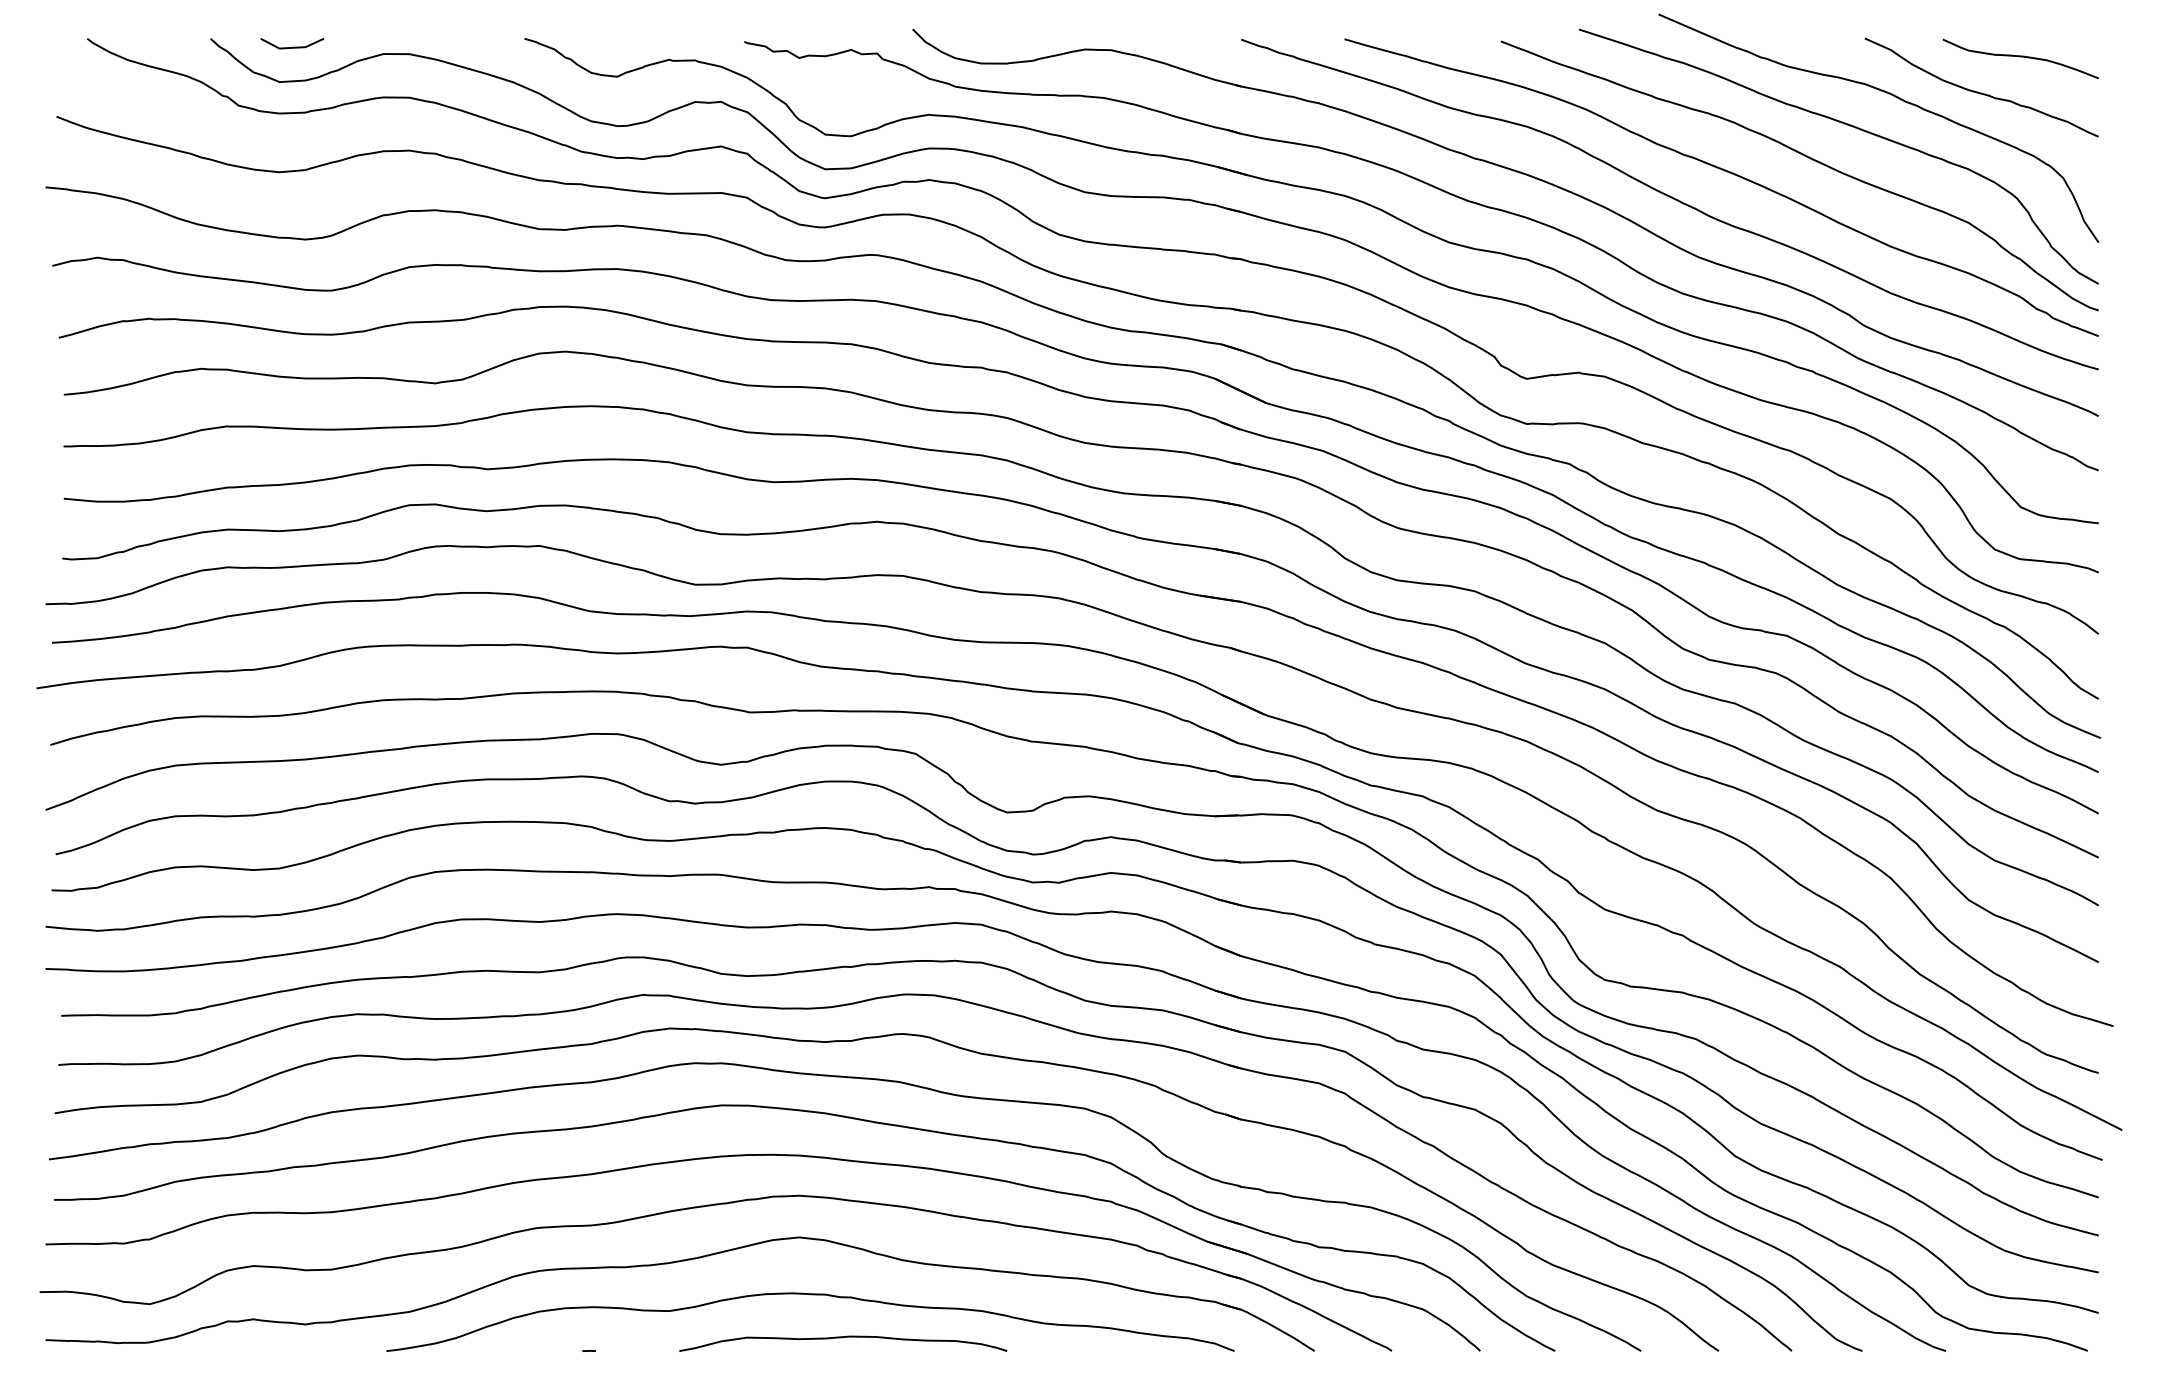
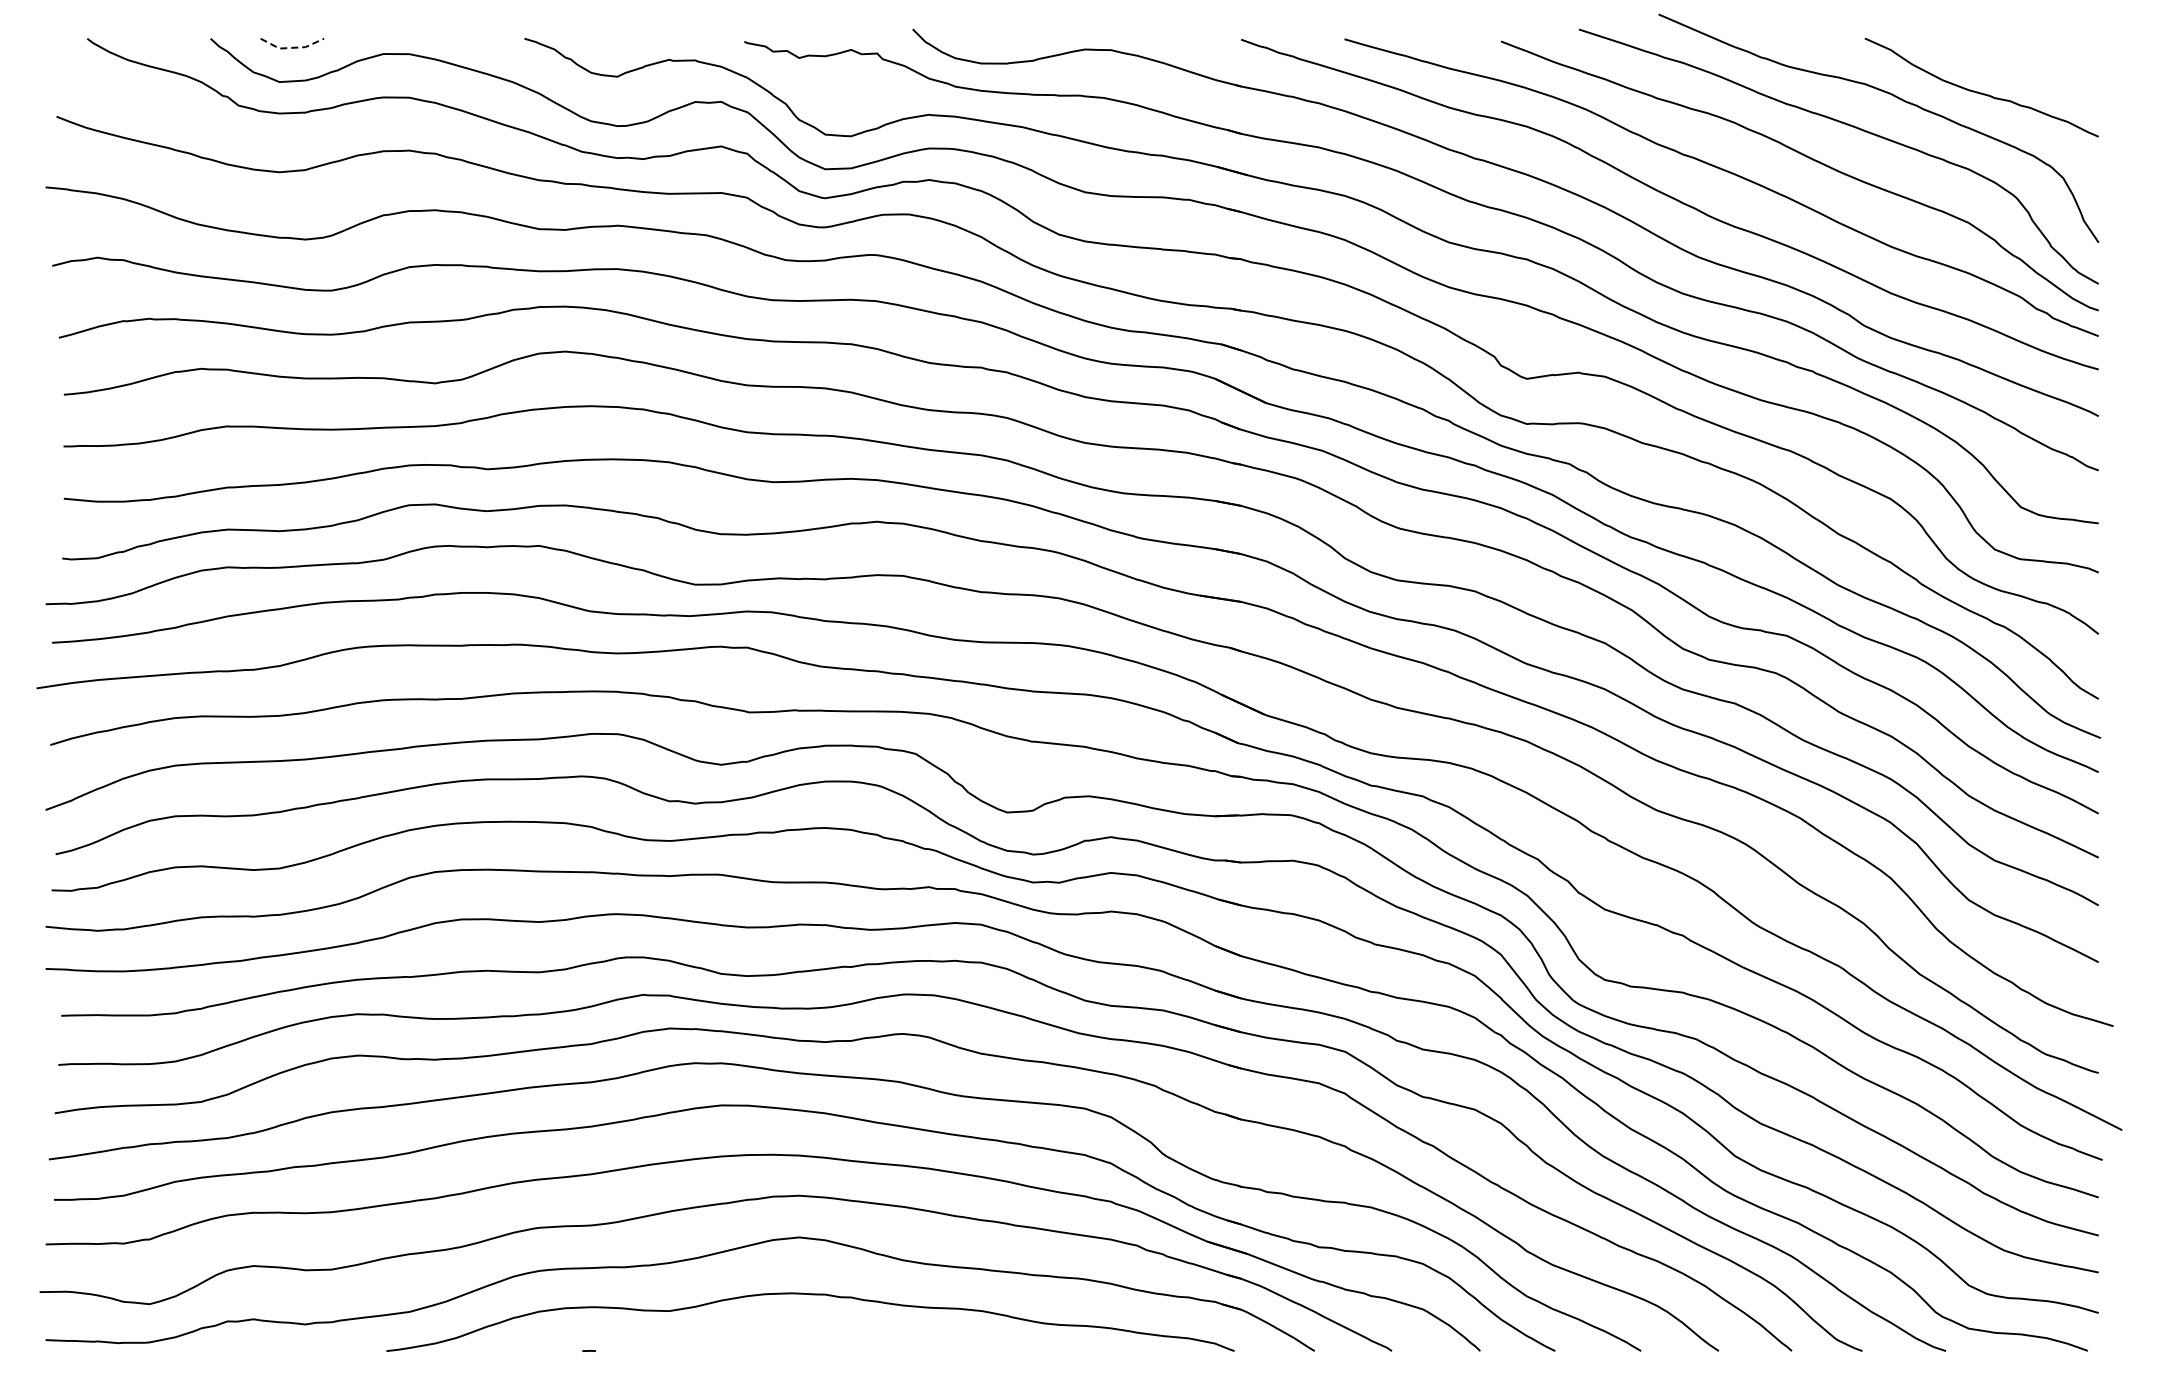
line: solid -> dashed (292, 47)
curve: present -> none (2020, 57)
curve: present -> none (842, 1338)
